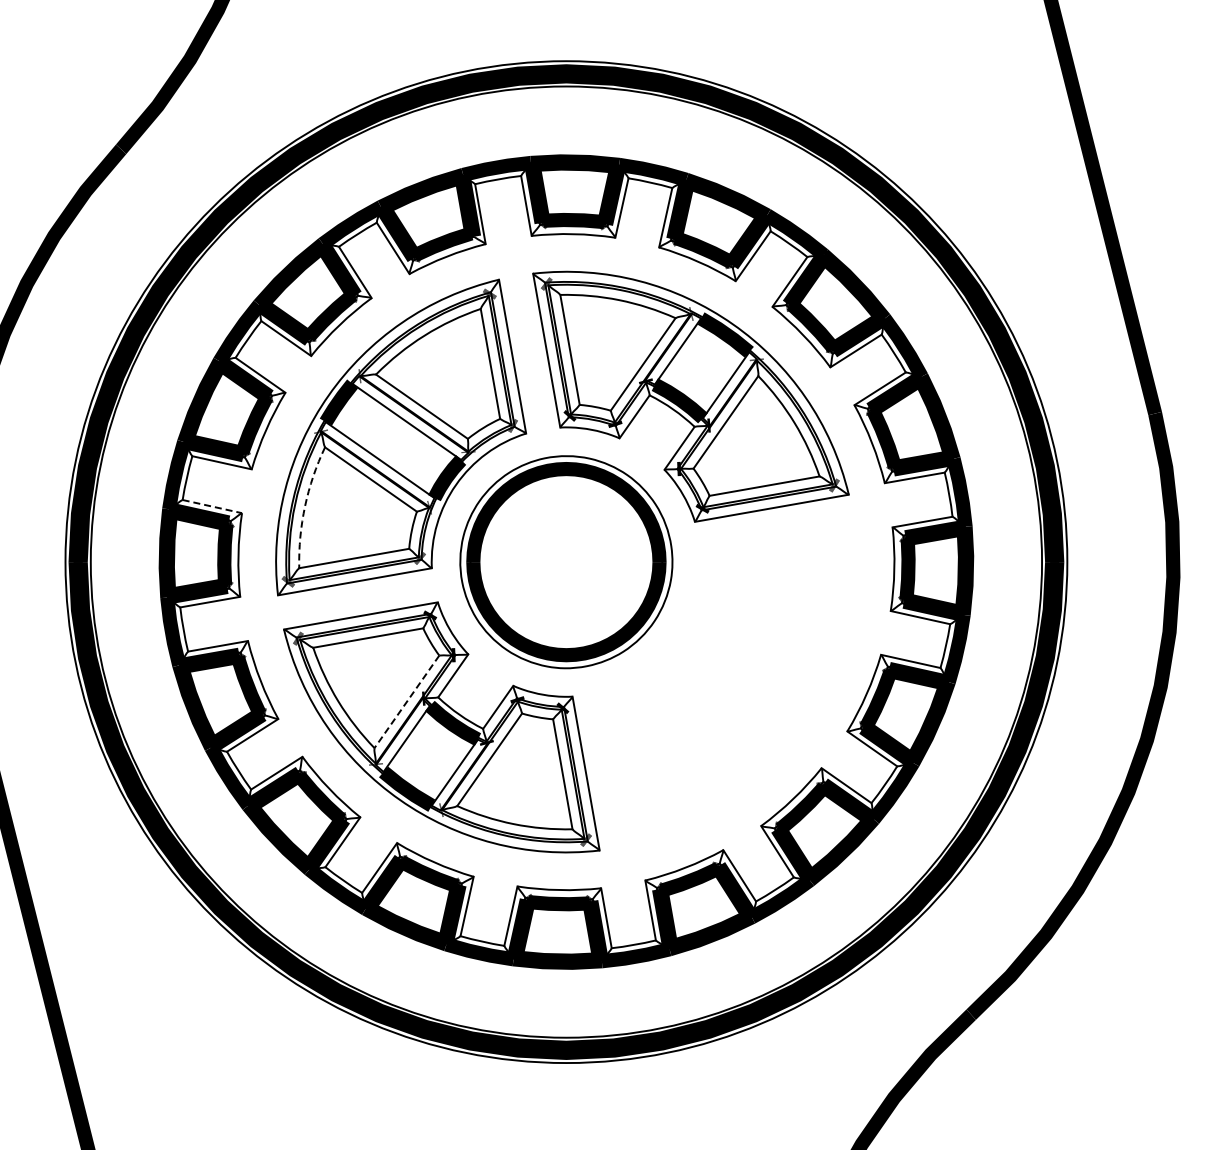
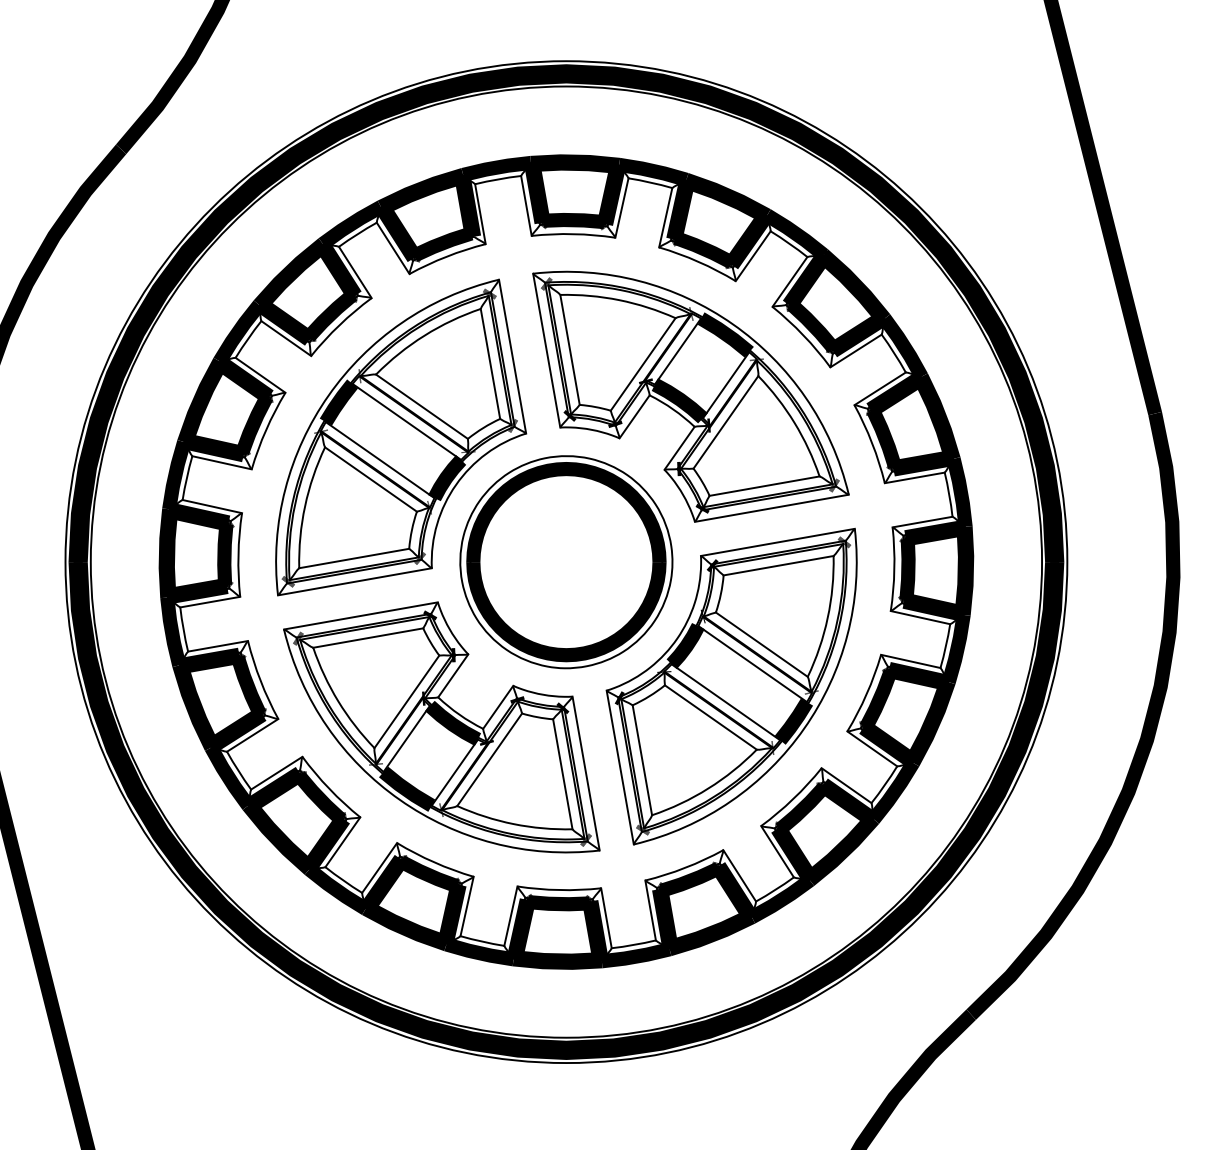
line: dashed -> solid (212, 506)
arc: dashed -> solid (305, 506)
part: none -> present (731, 686)
line: dashed -> solid (406, 702)
